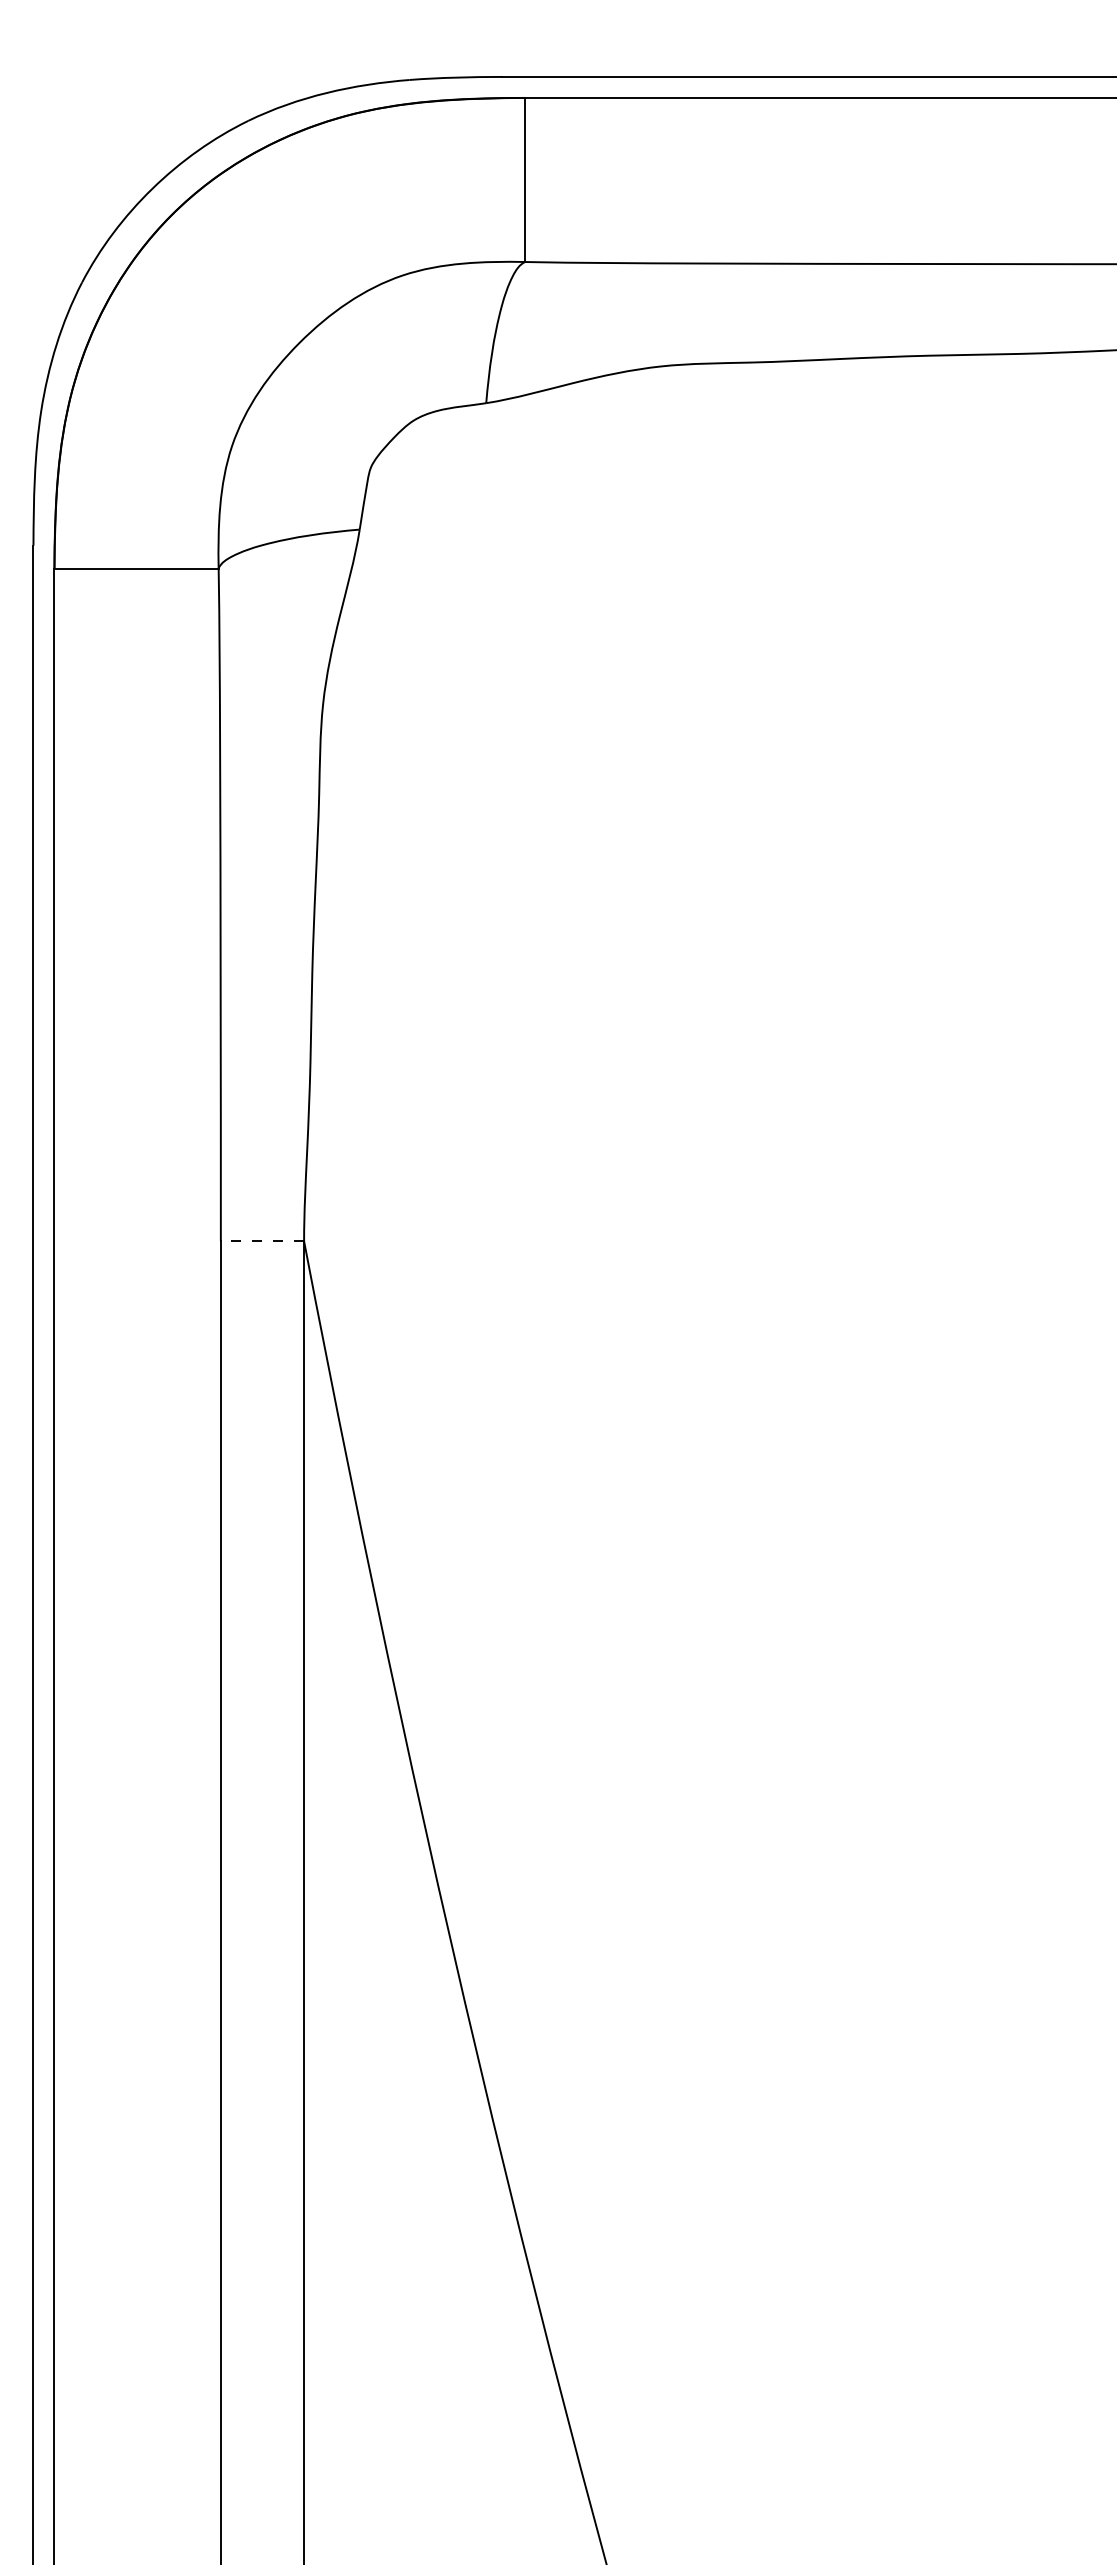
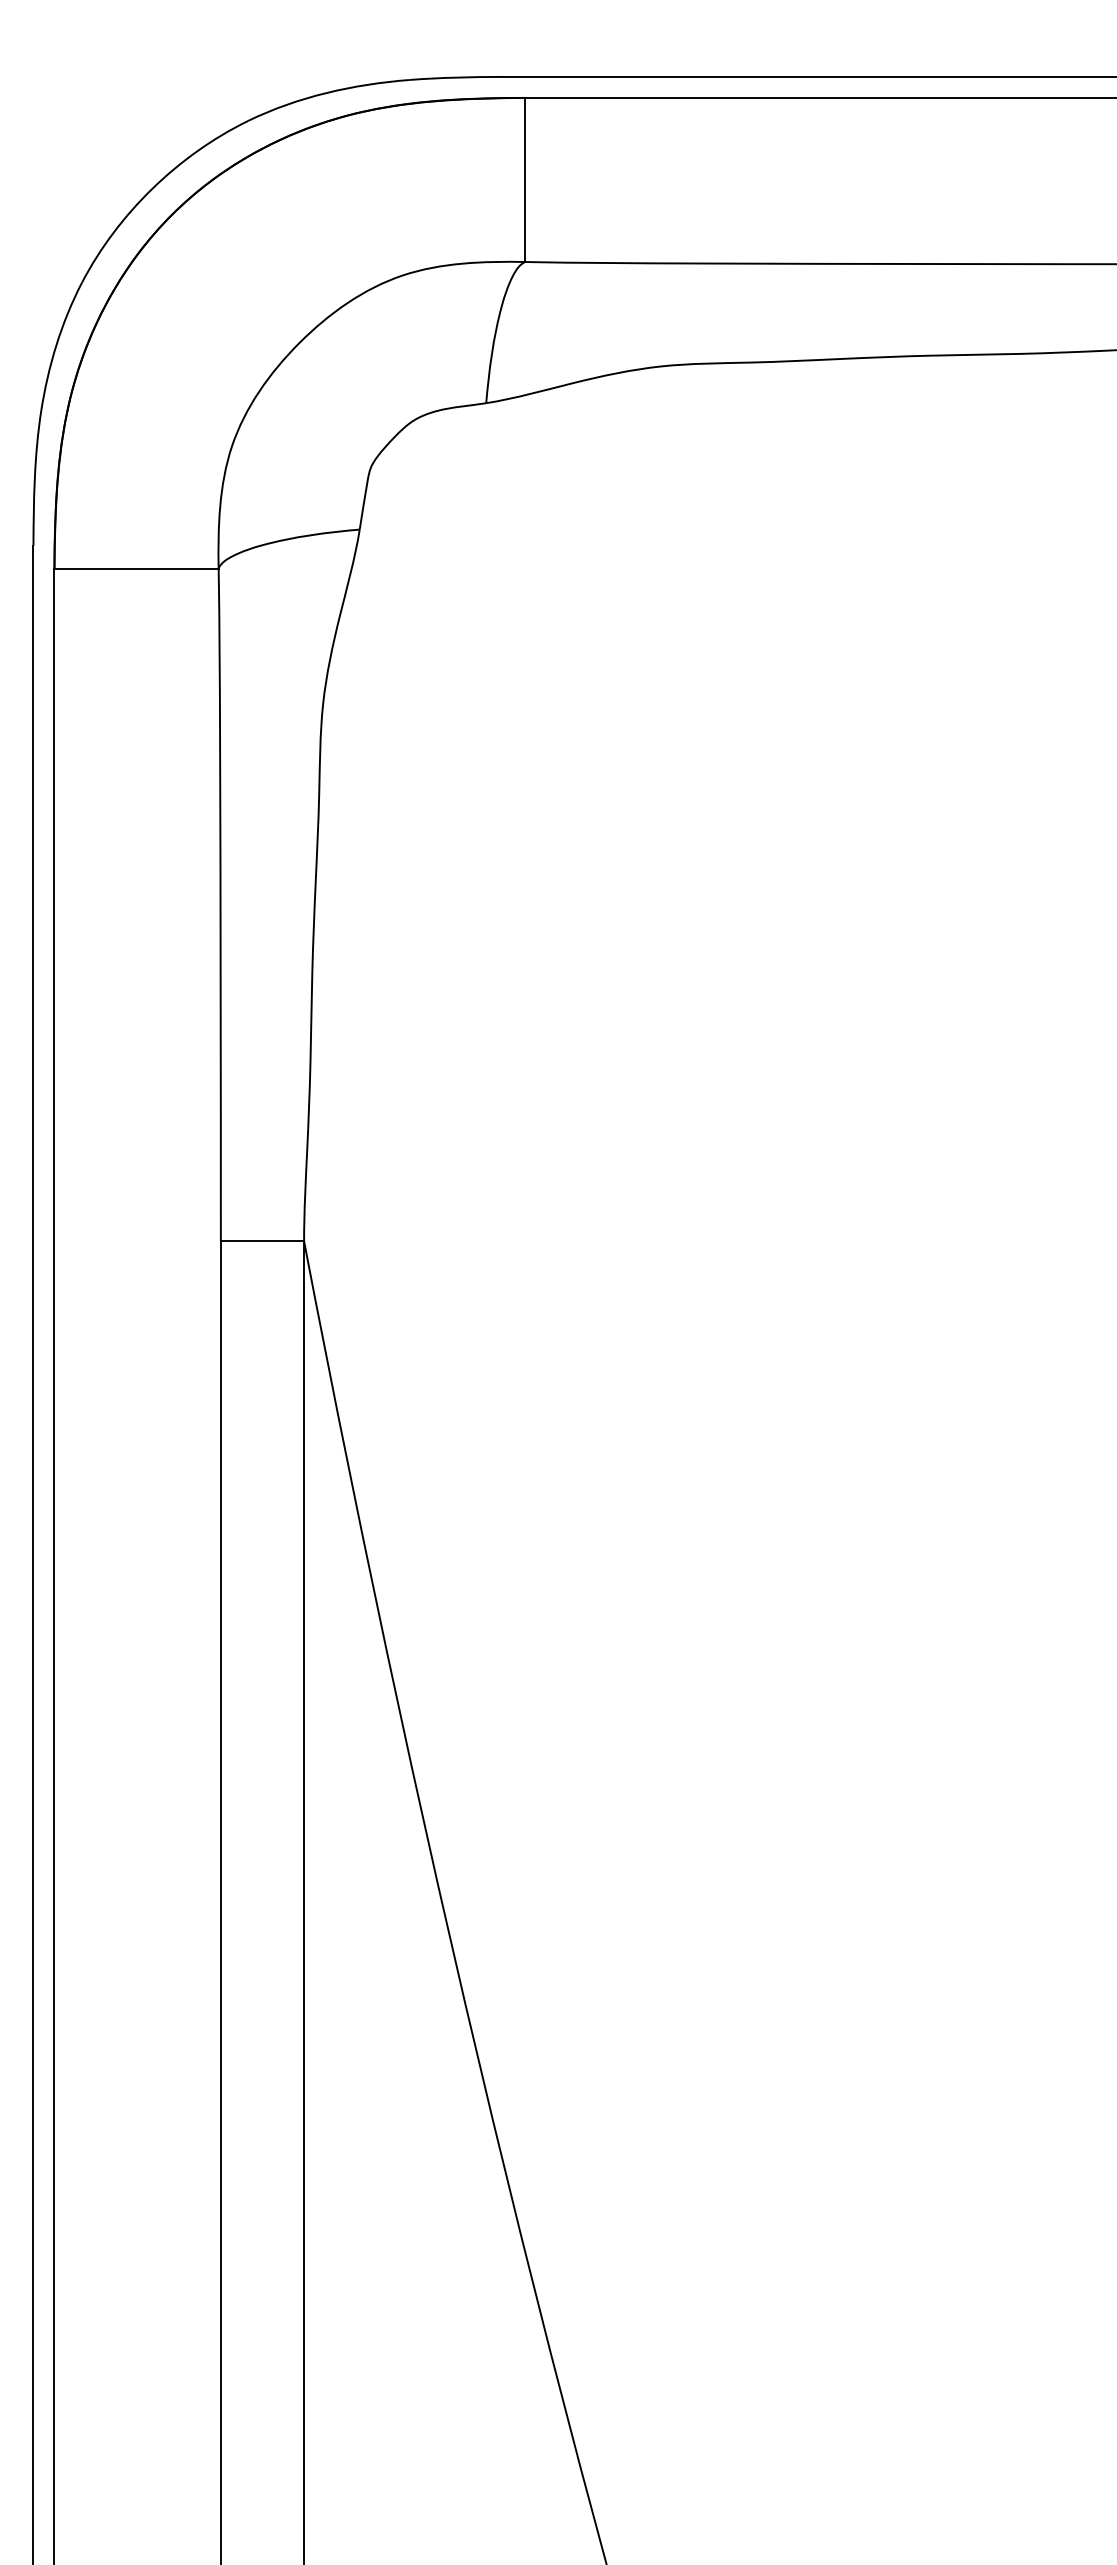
line: dashed -> solid (262, 1241)
